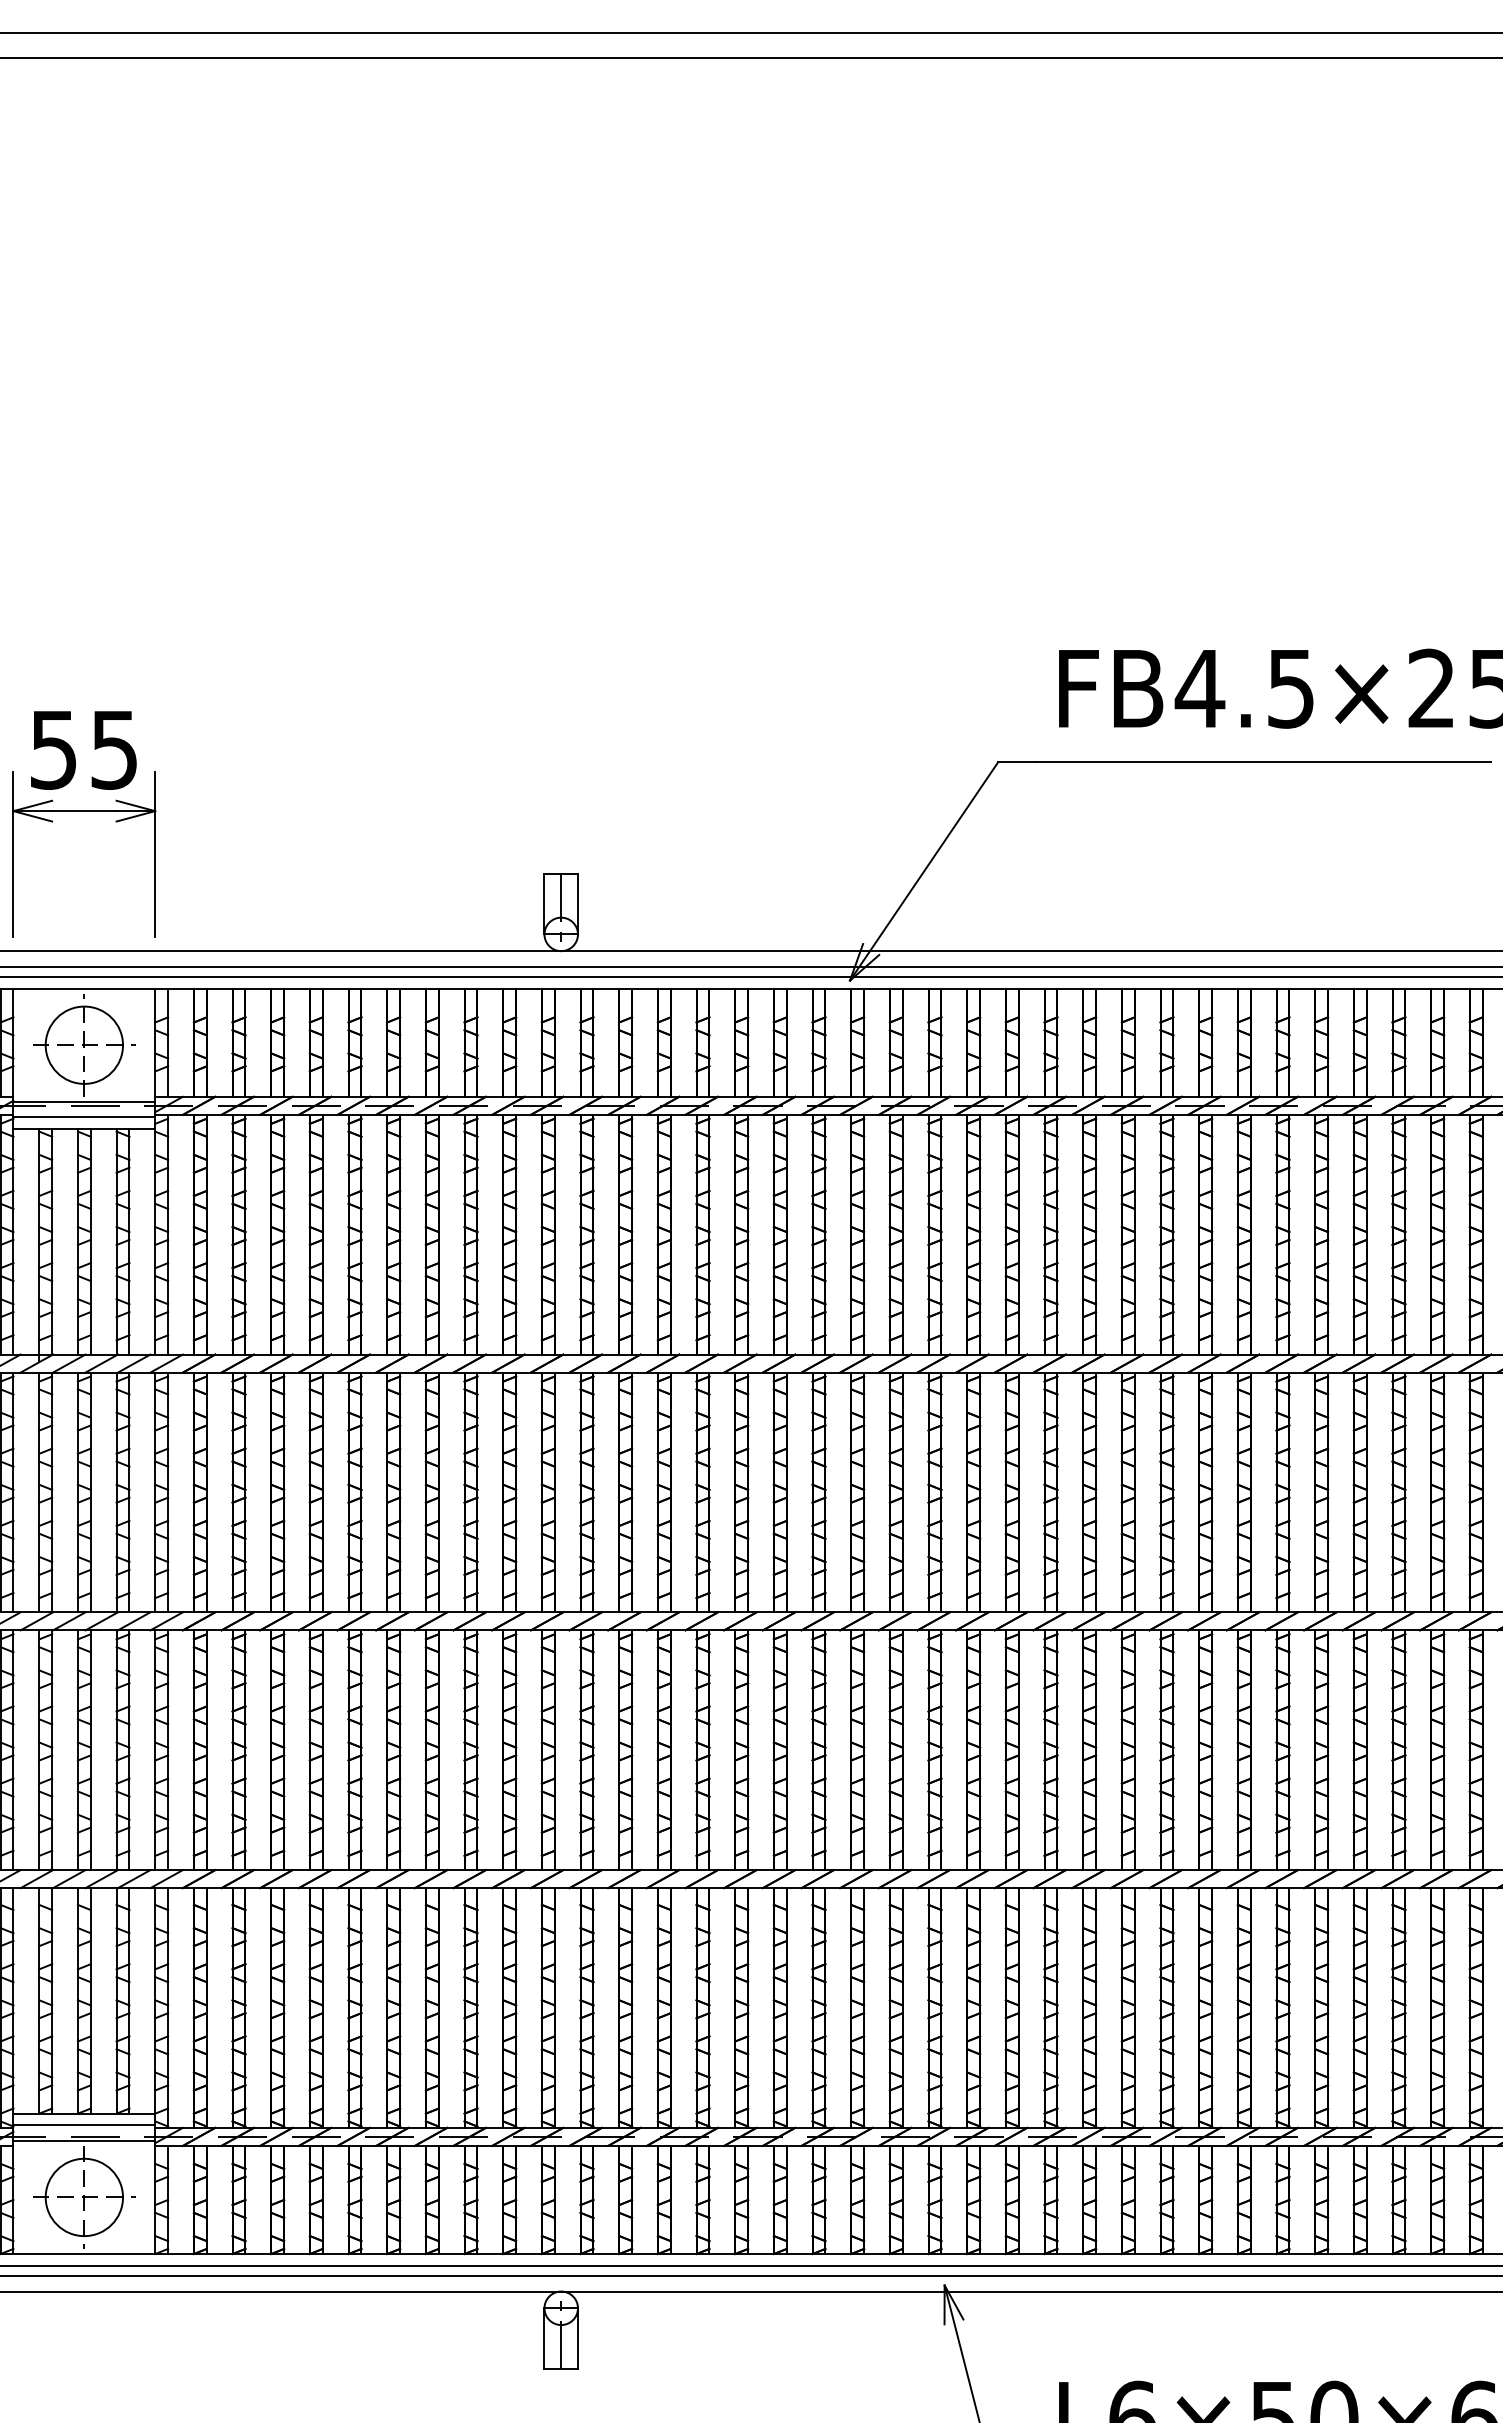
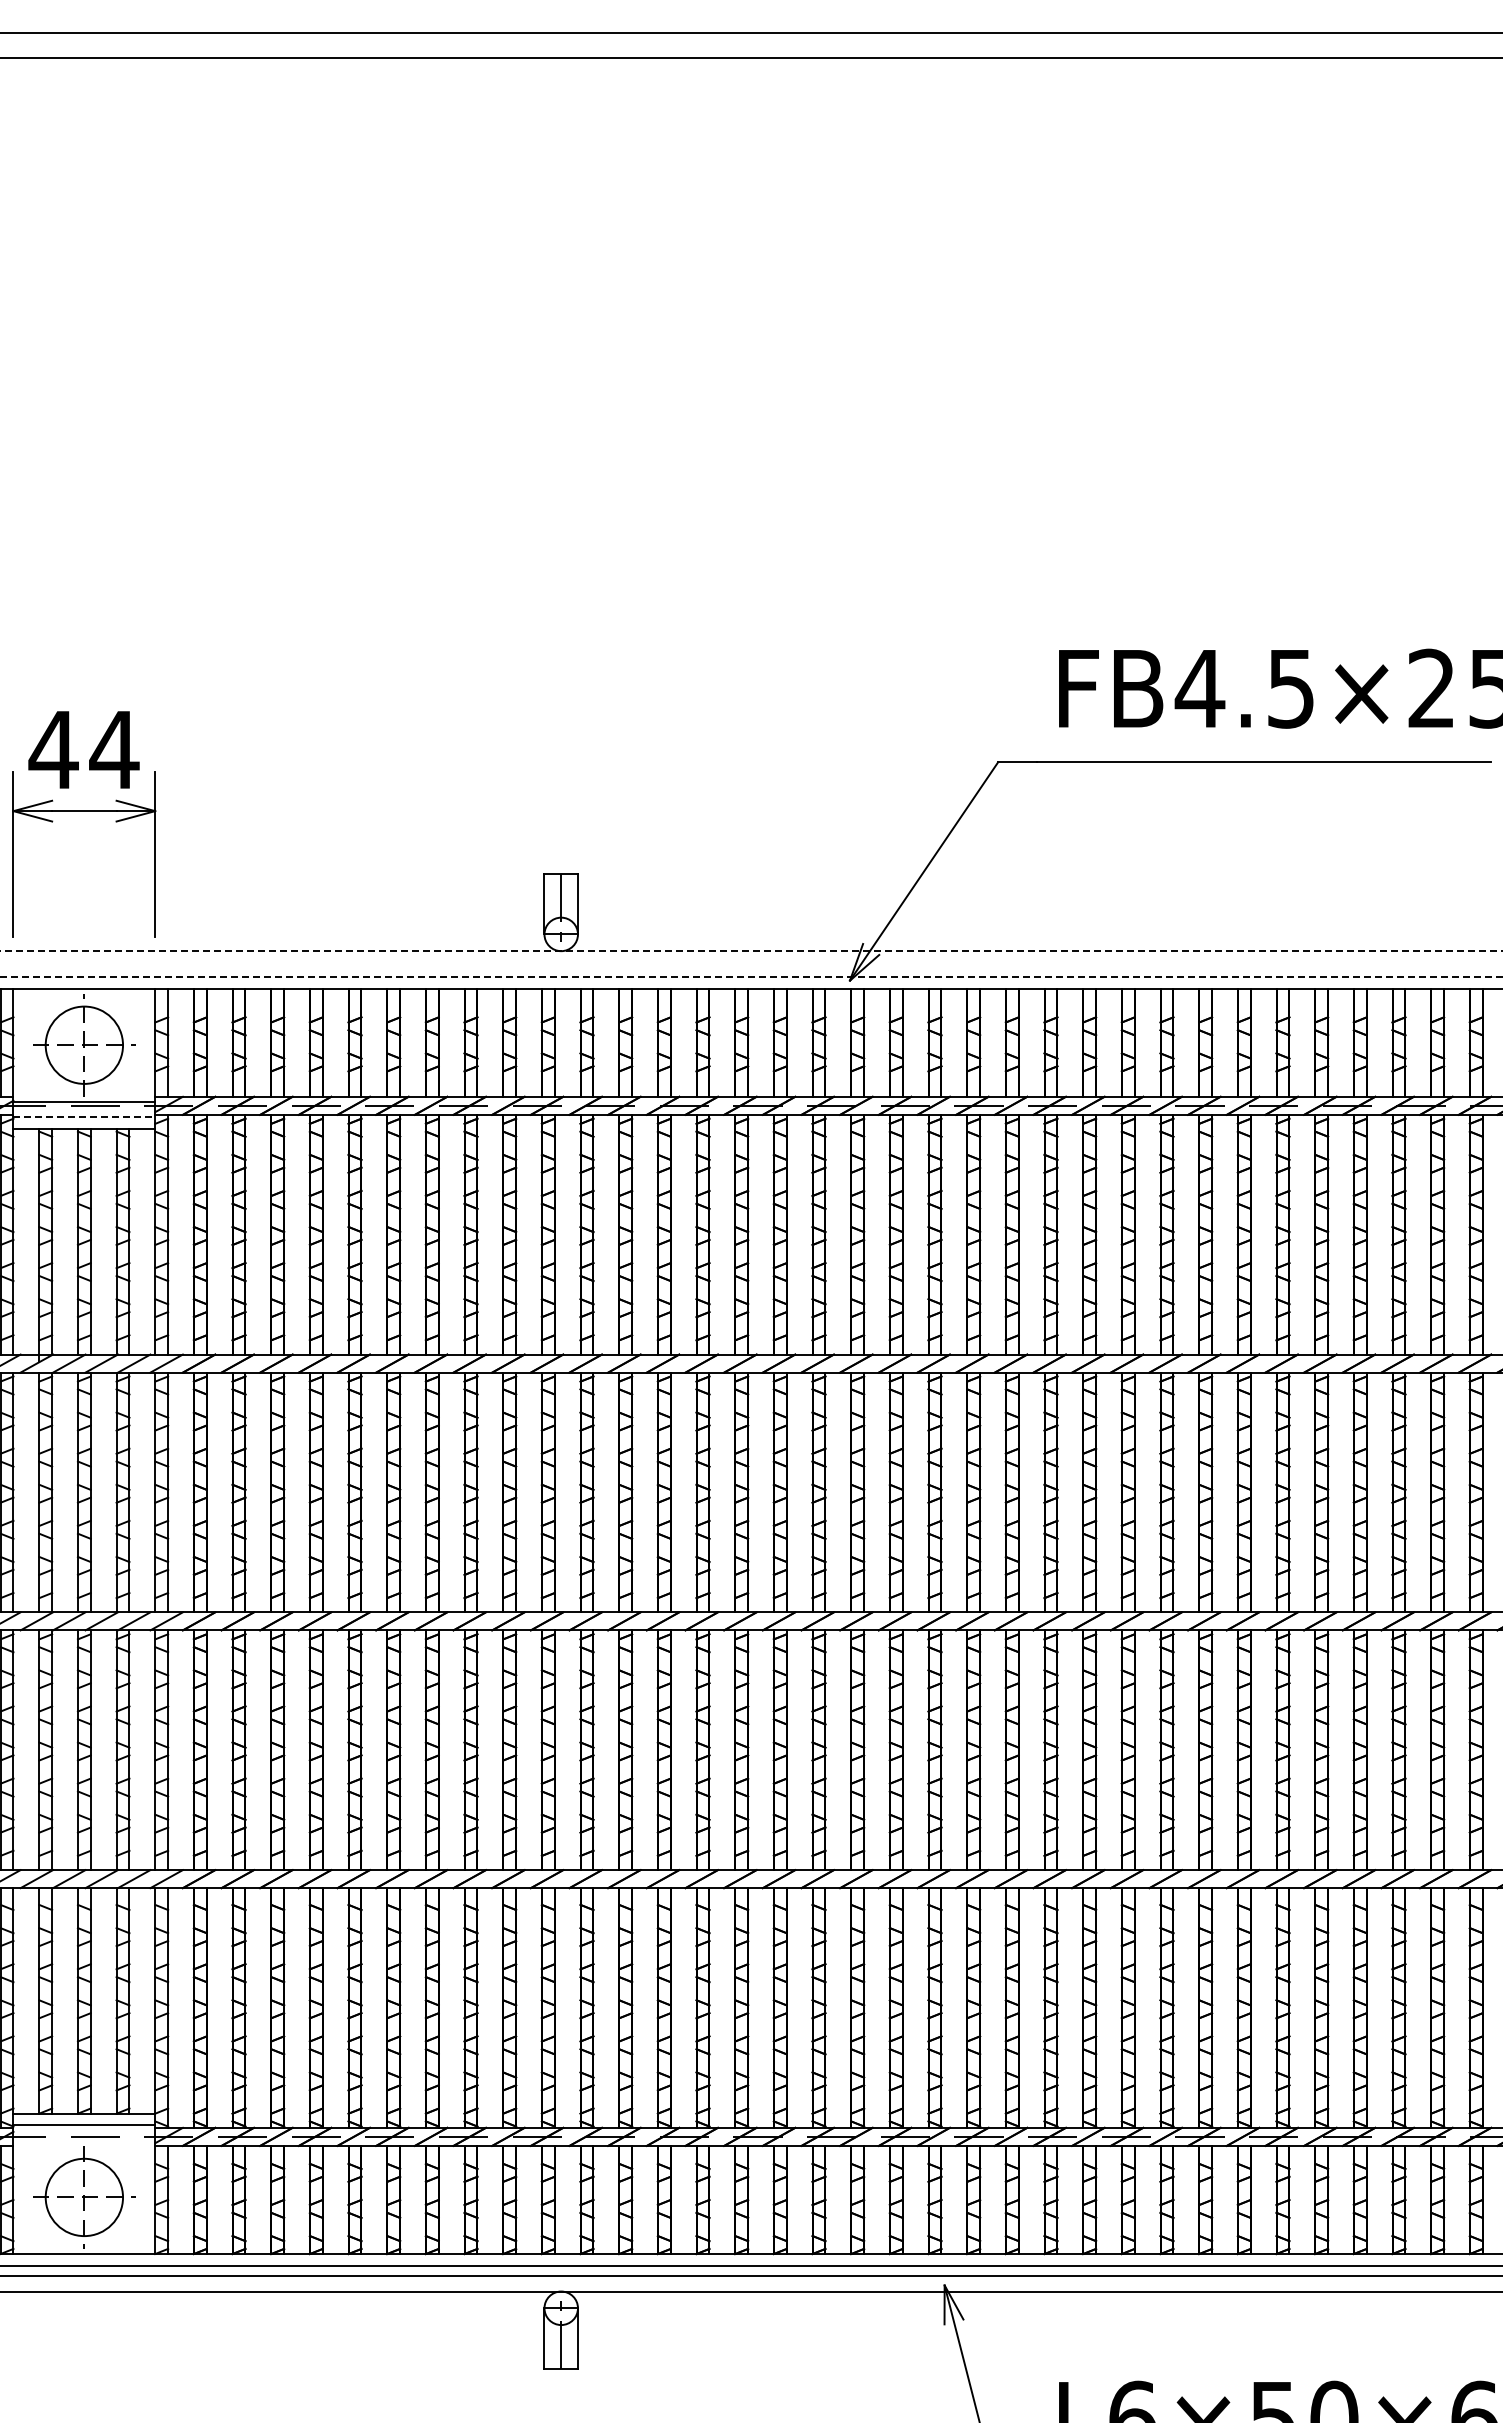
text: 55 -> 44 (83, 750)
line: solid -> dashed (751, 951)
line: present -> none (750, 966)
line: solid -> dashed (751, 976)
line: solid -> dashed (84, 1117)
line: present -> none (84, 2140)
